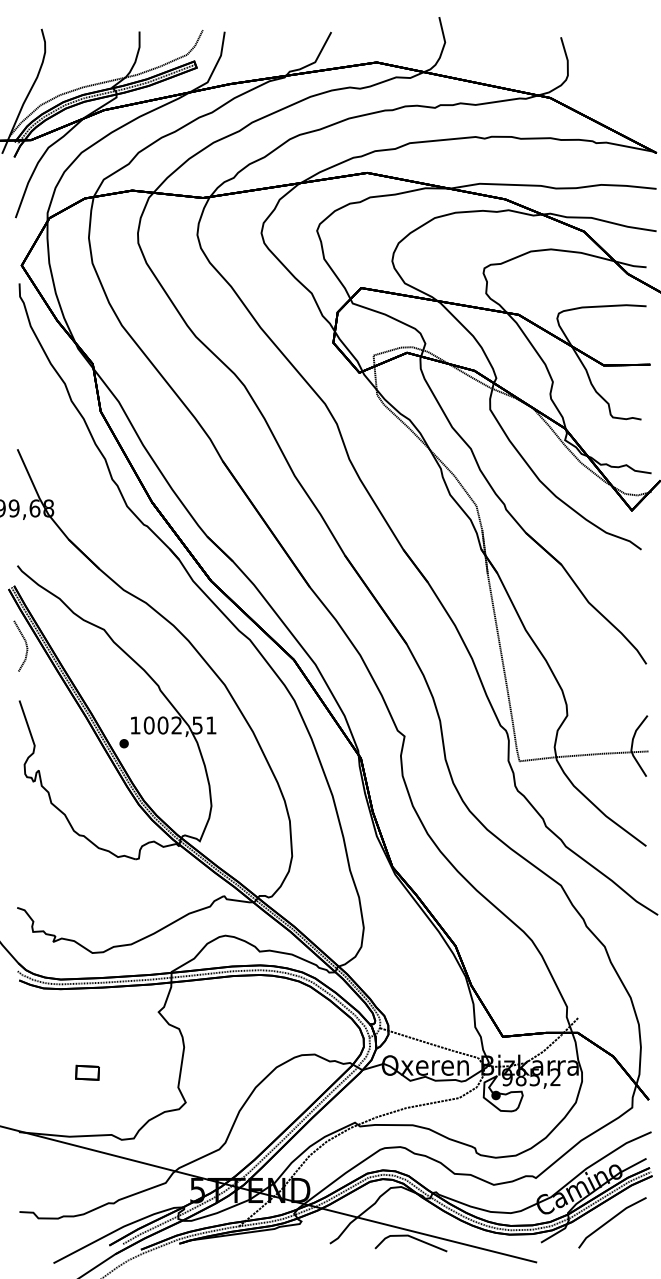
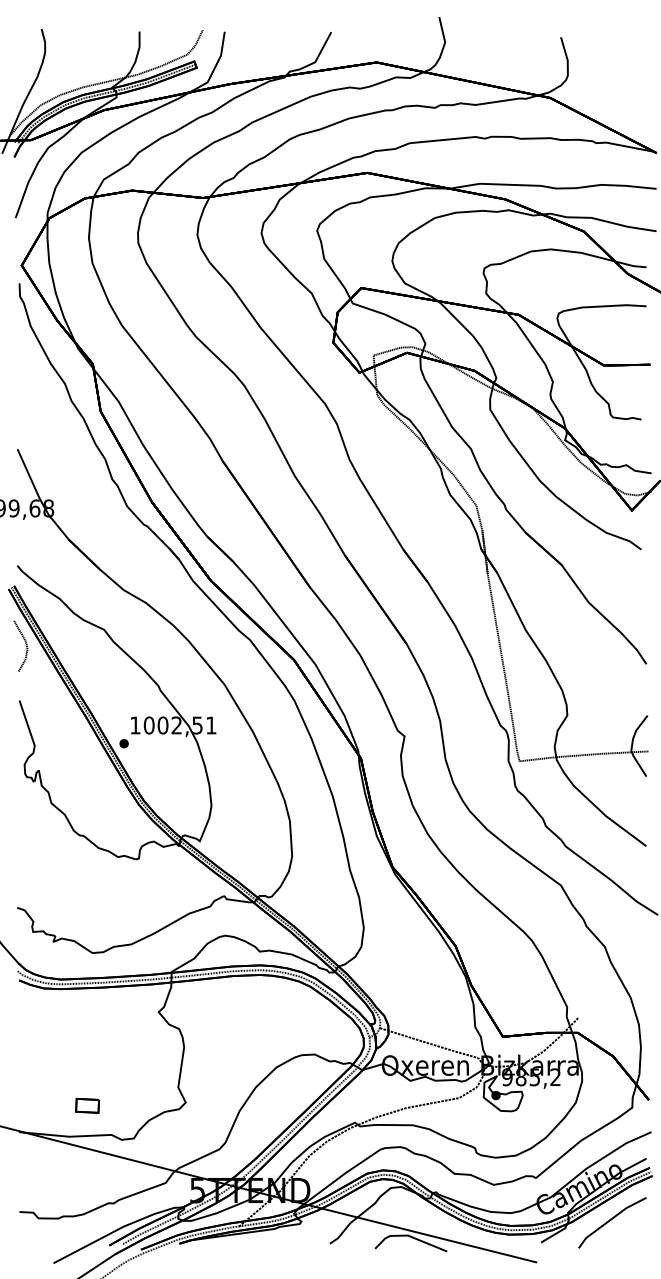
part position: (87, 1072) -> (87, 1105) (87, 1105)
